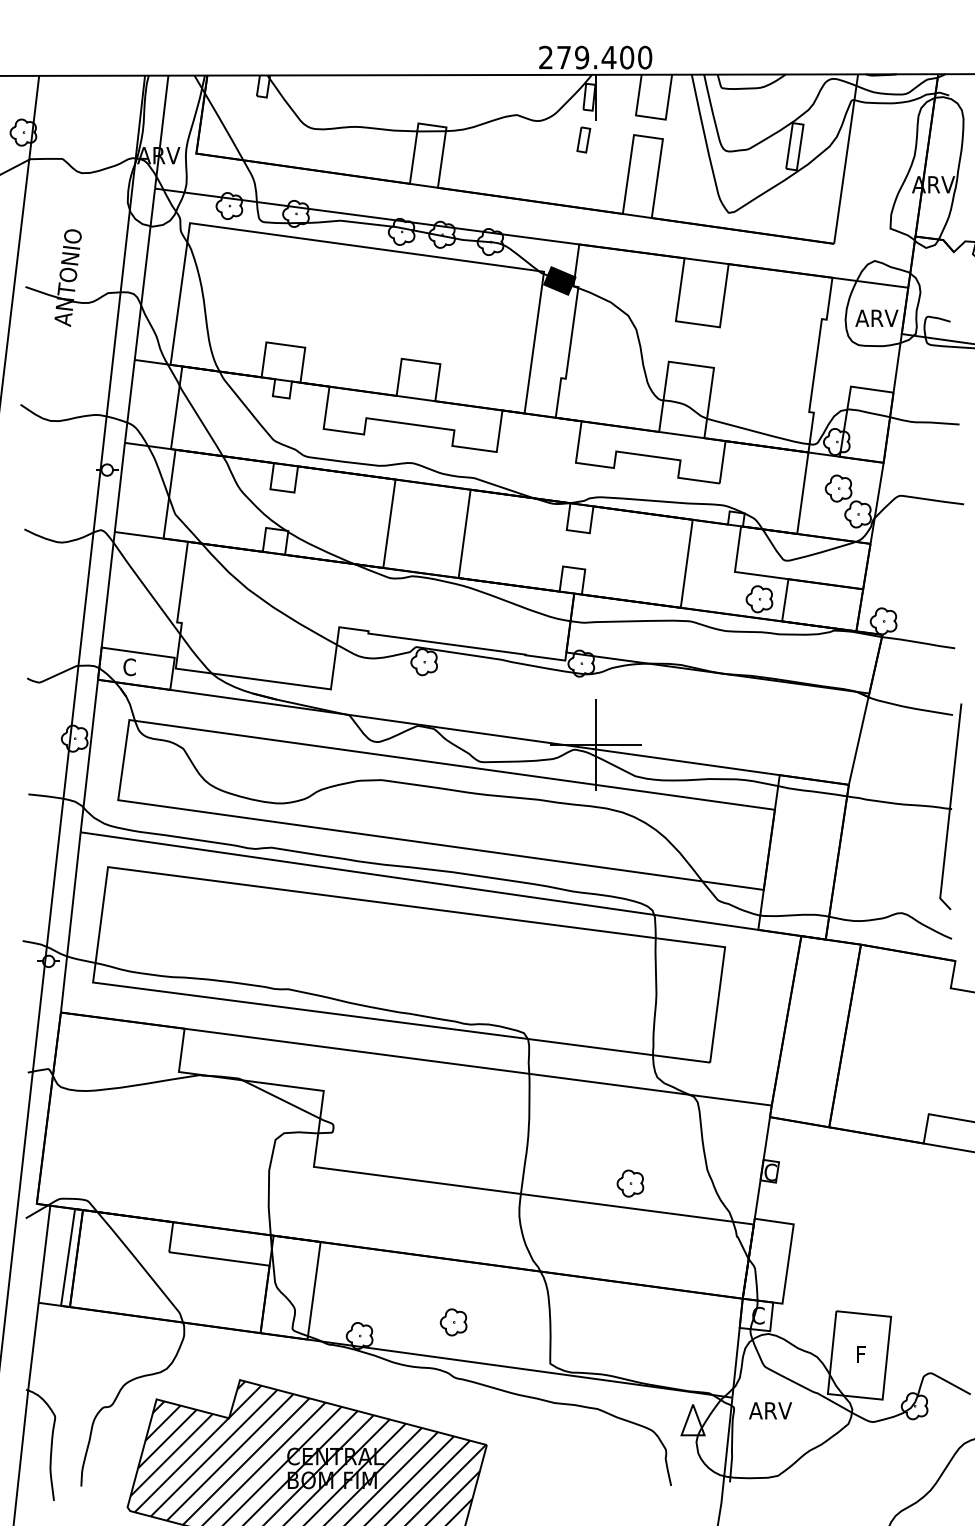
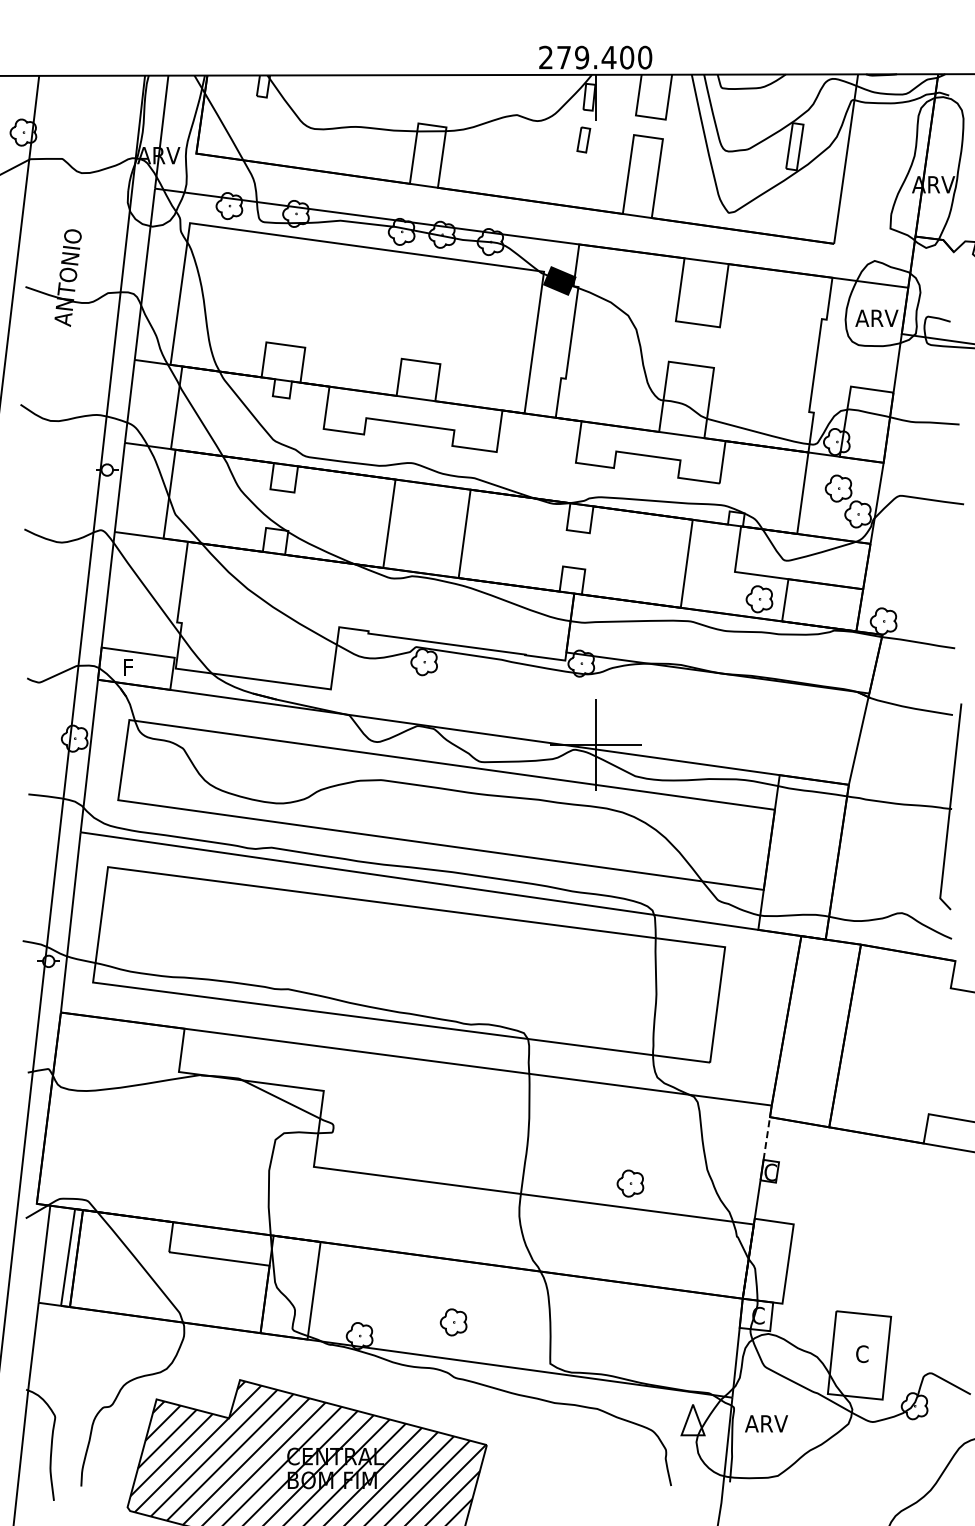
text: C -> F (129, 667)
line: solid -> dashed (766, 1138)
text: F -> C (862, 1354)
text position: (770, 1410) -> (766, 1423) (766, 1423)
